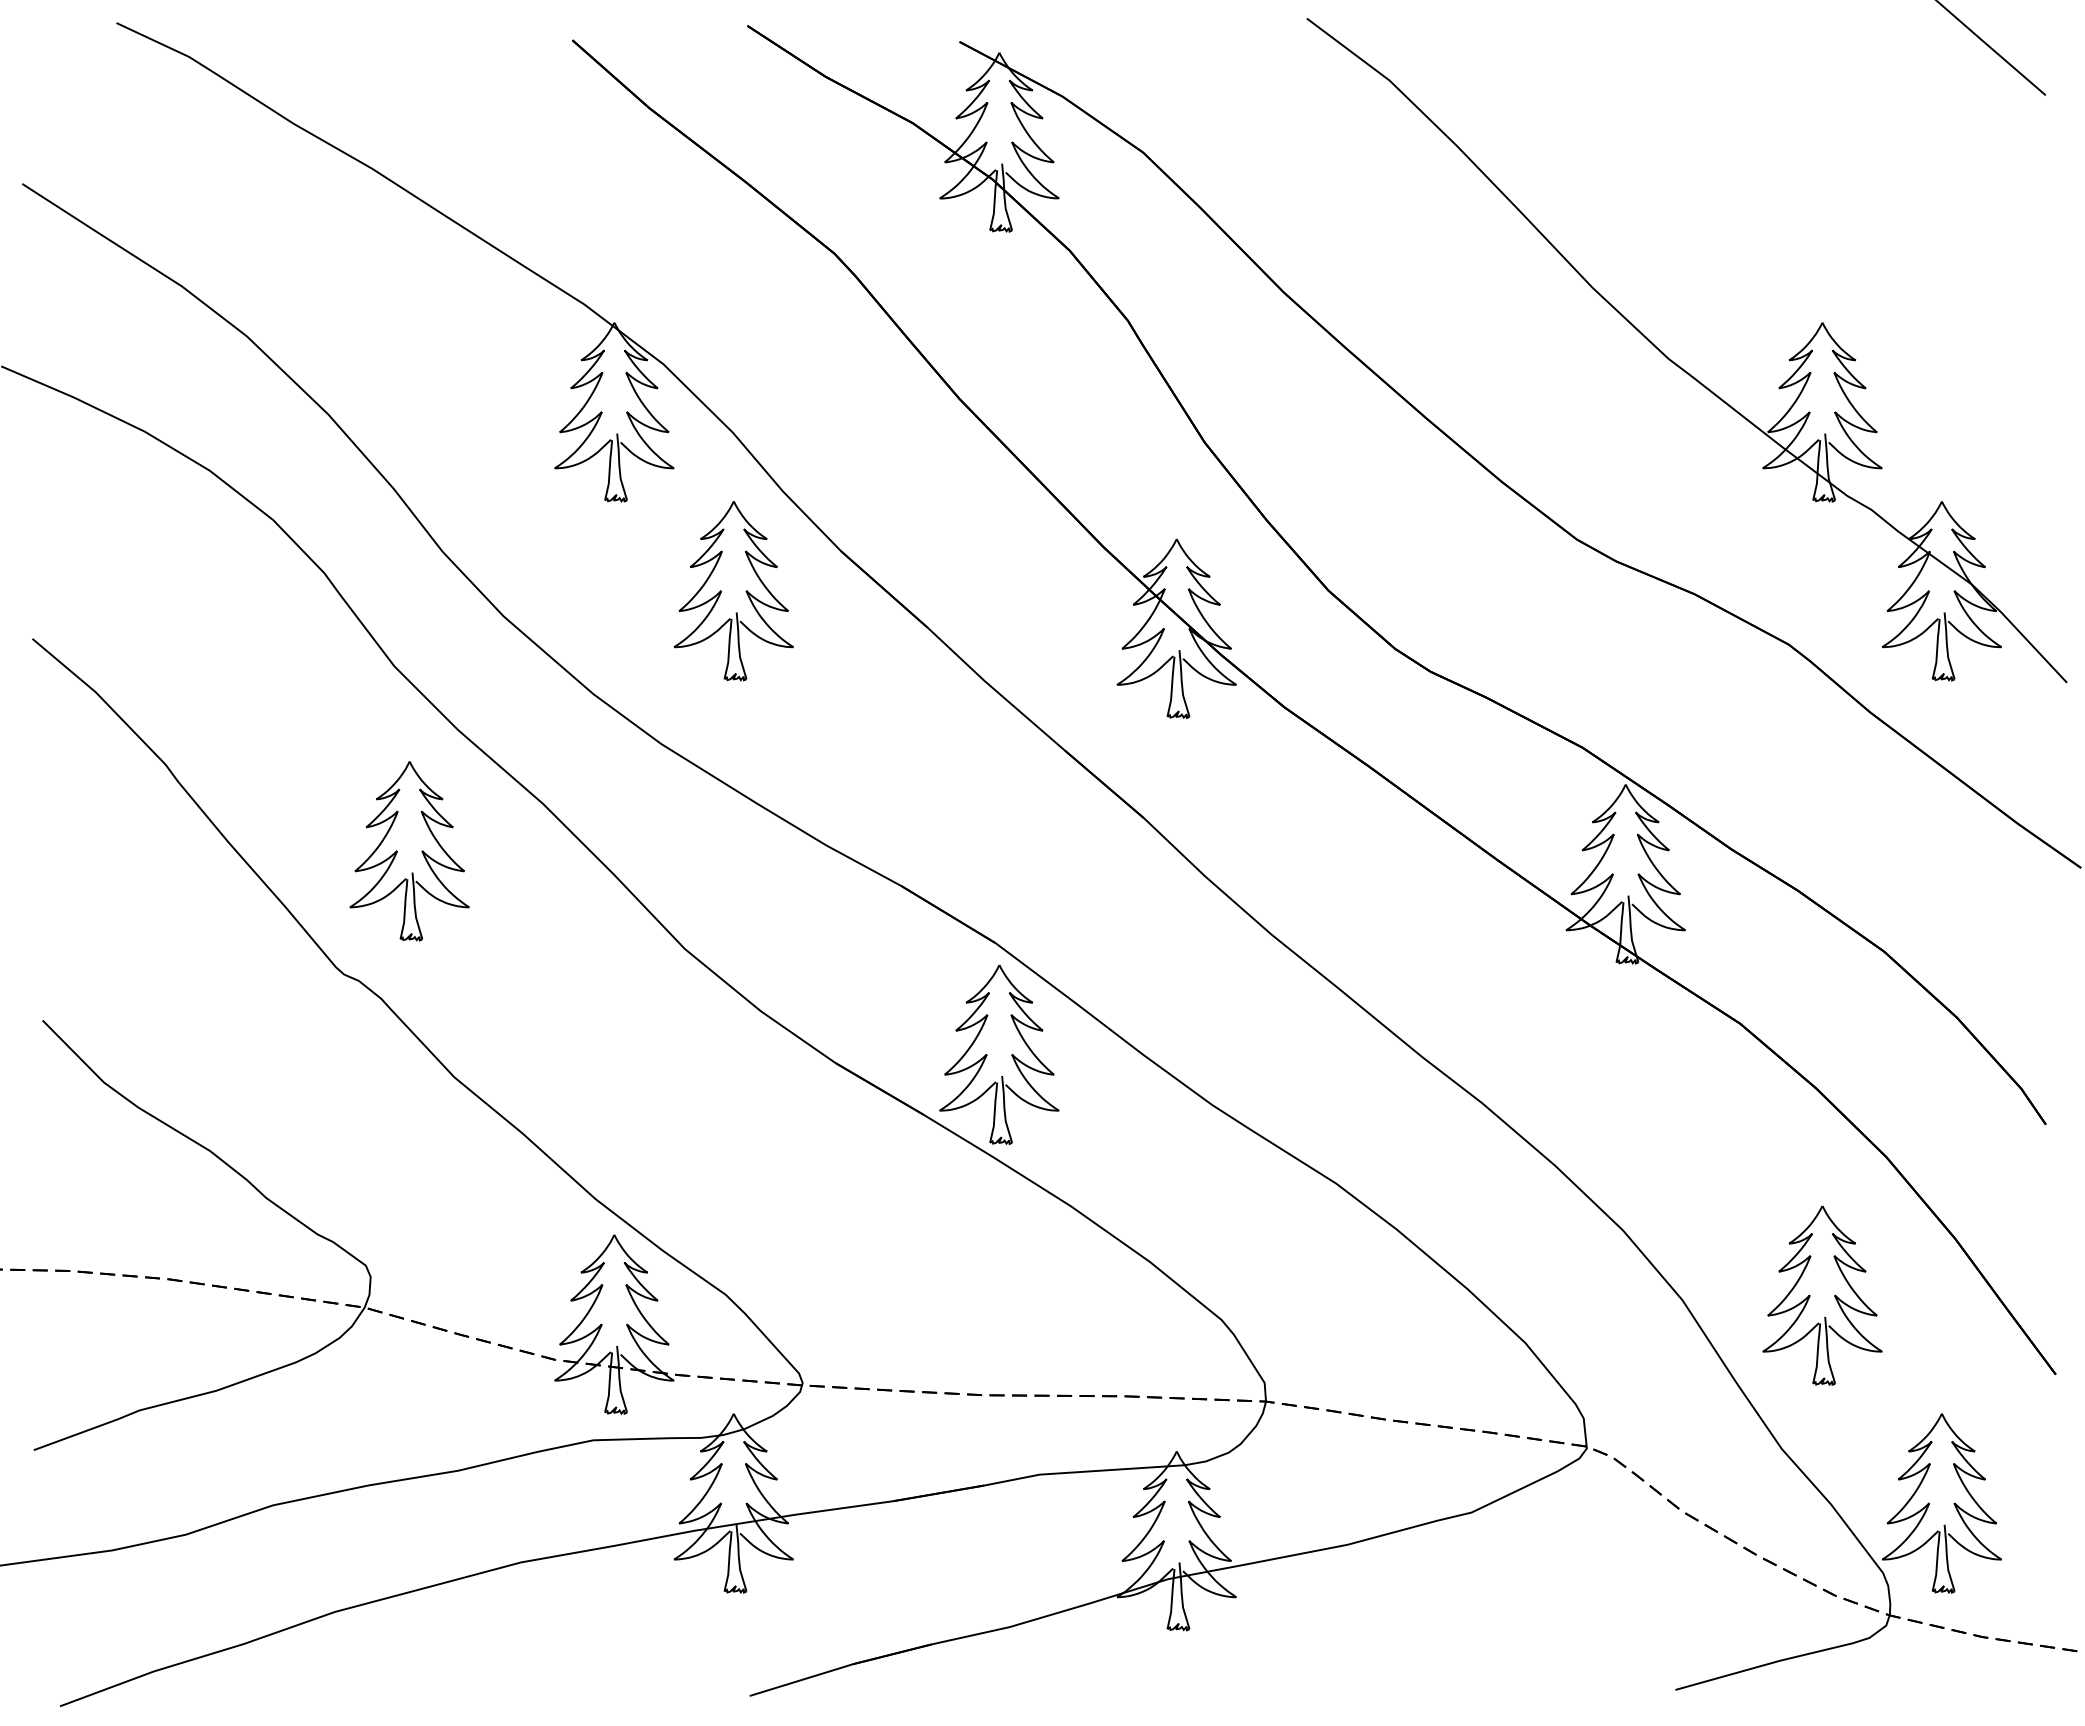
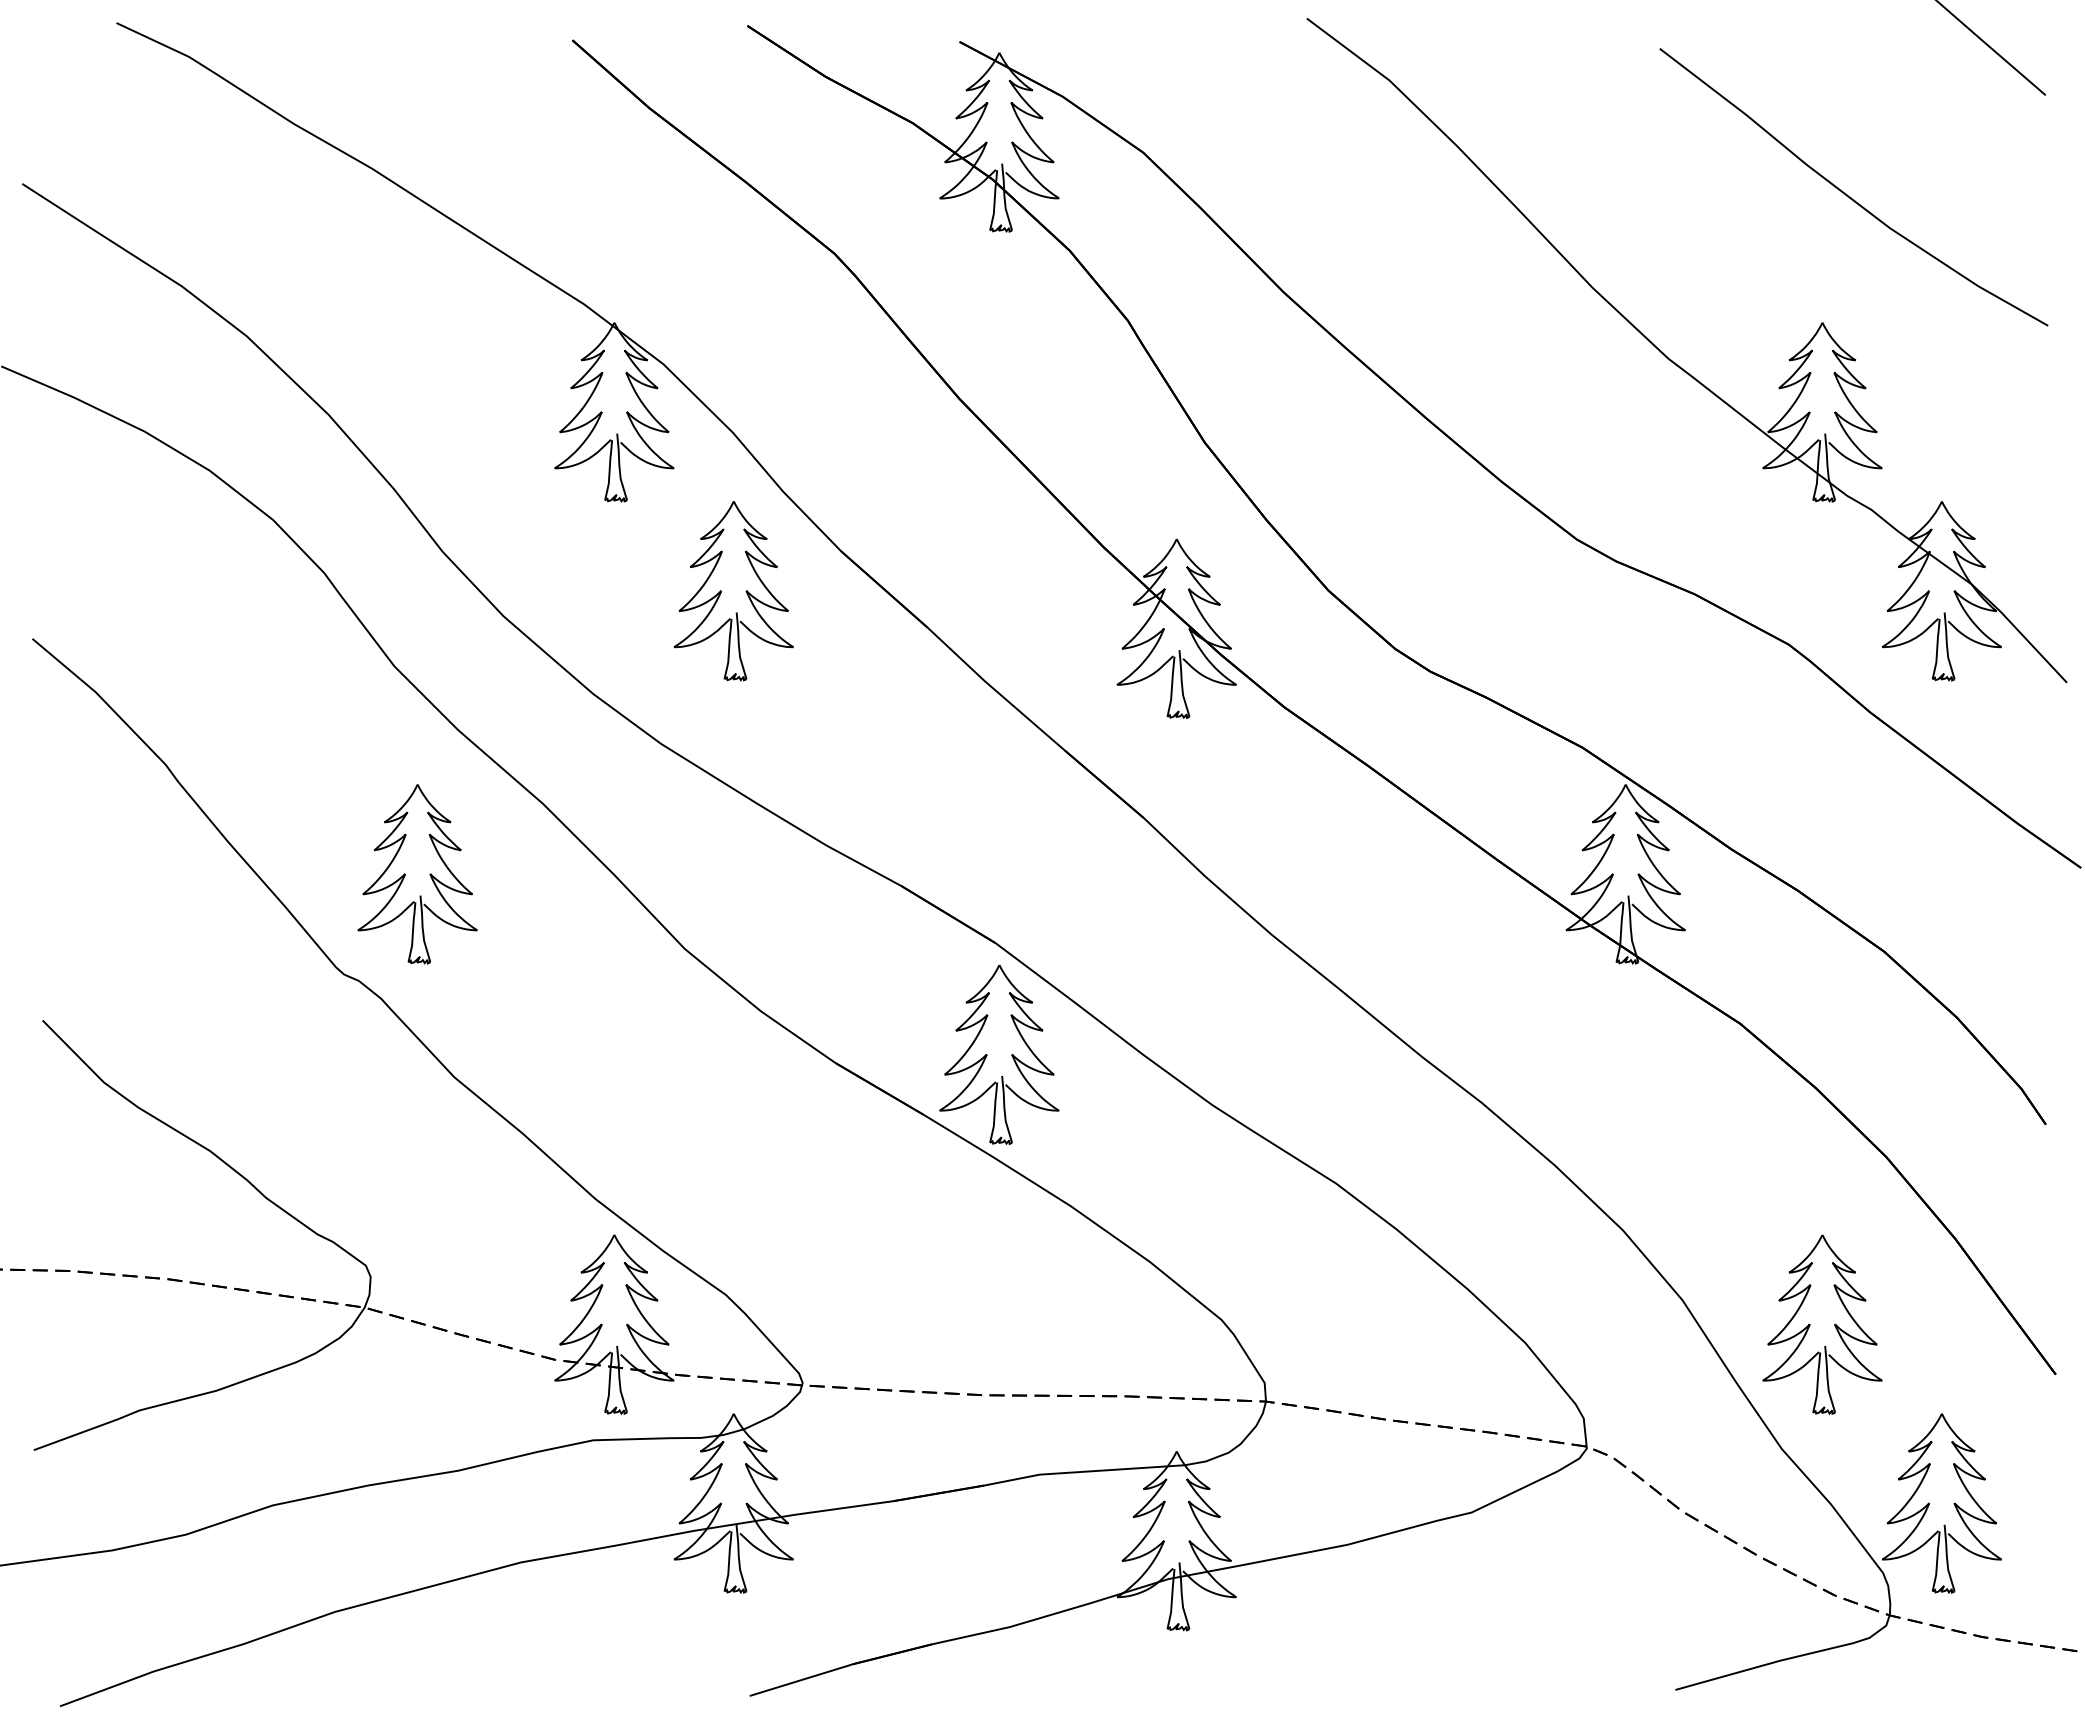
curve: none -> present (1846, 193)
part position: (409, 851) -> (417, 874) (417, 874)
part position: (1810, 1295) -> (1810, 1324) (1810, 1324)
